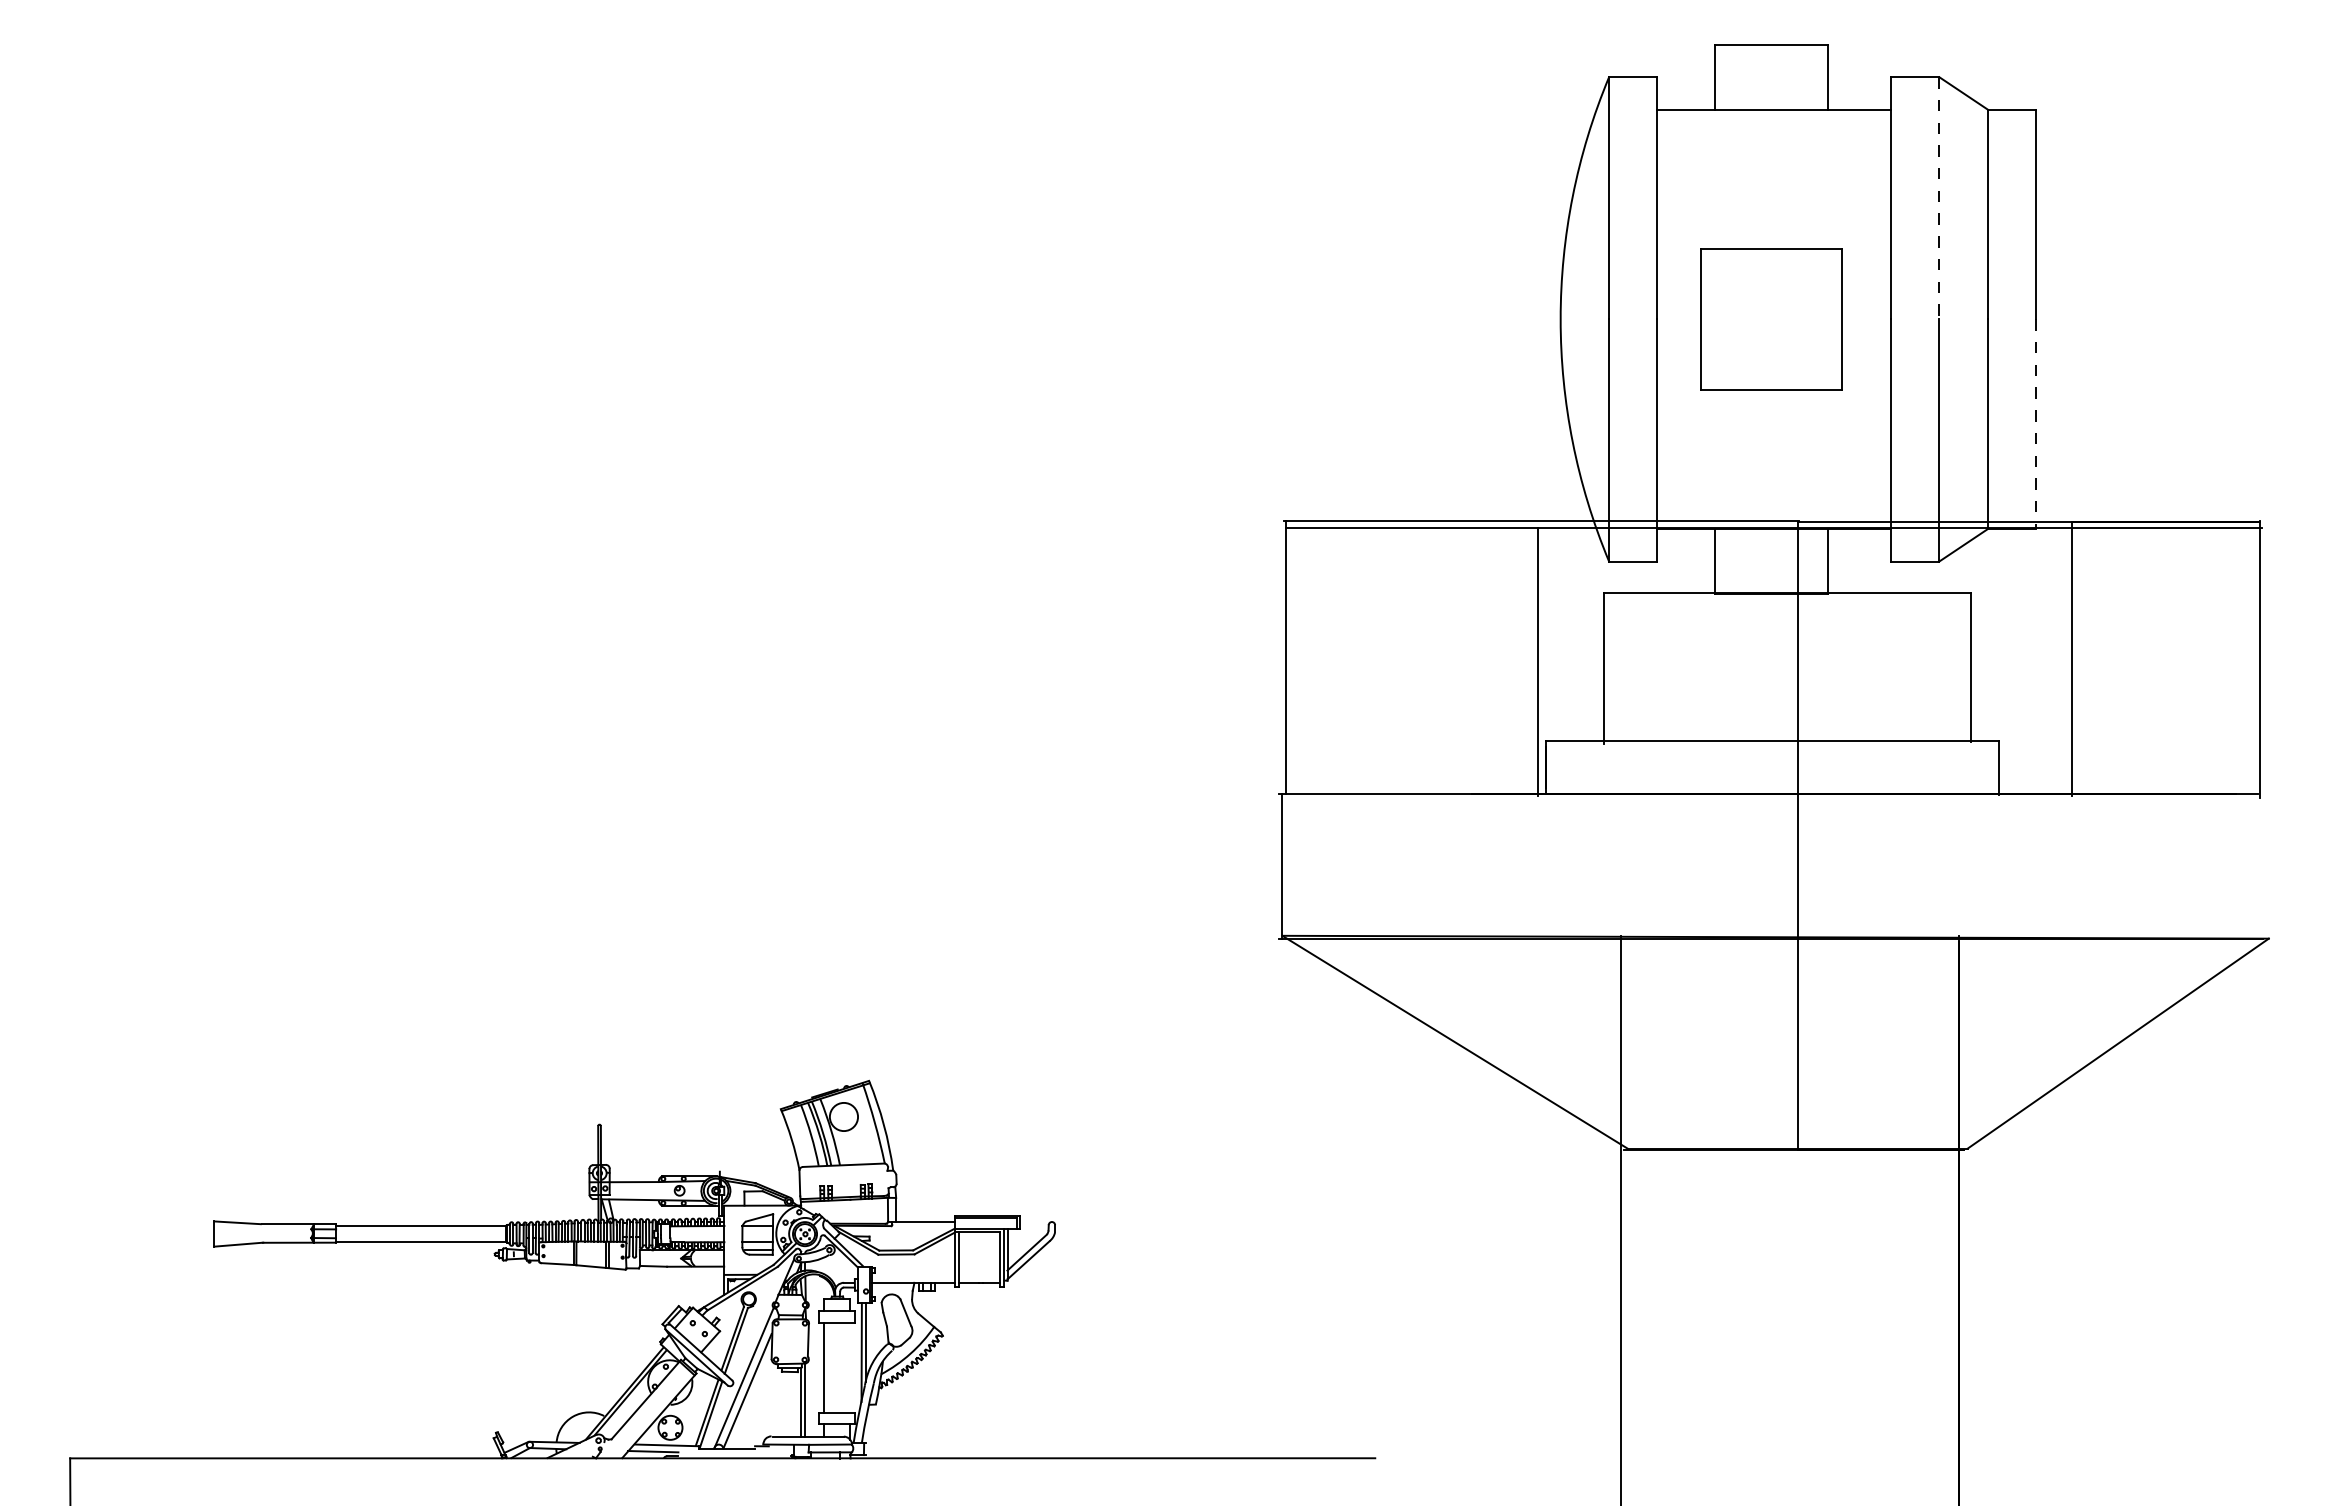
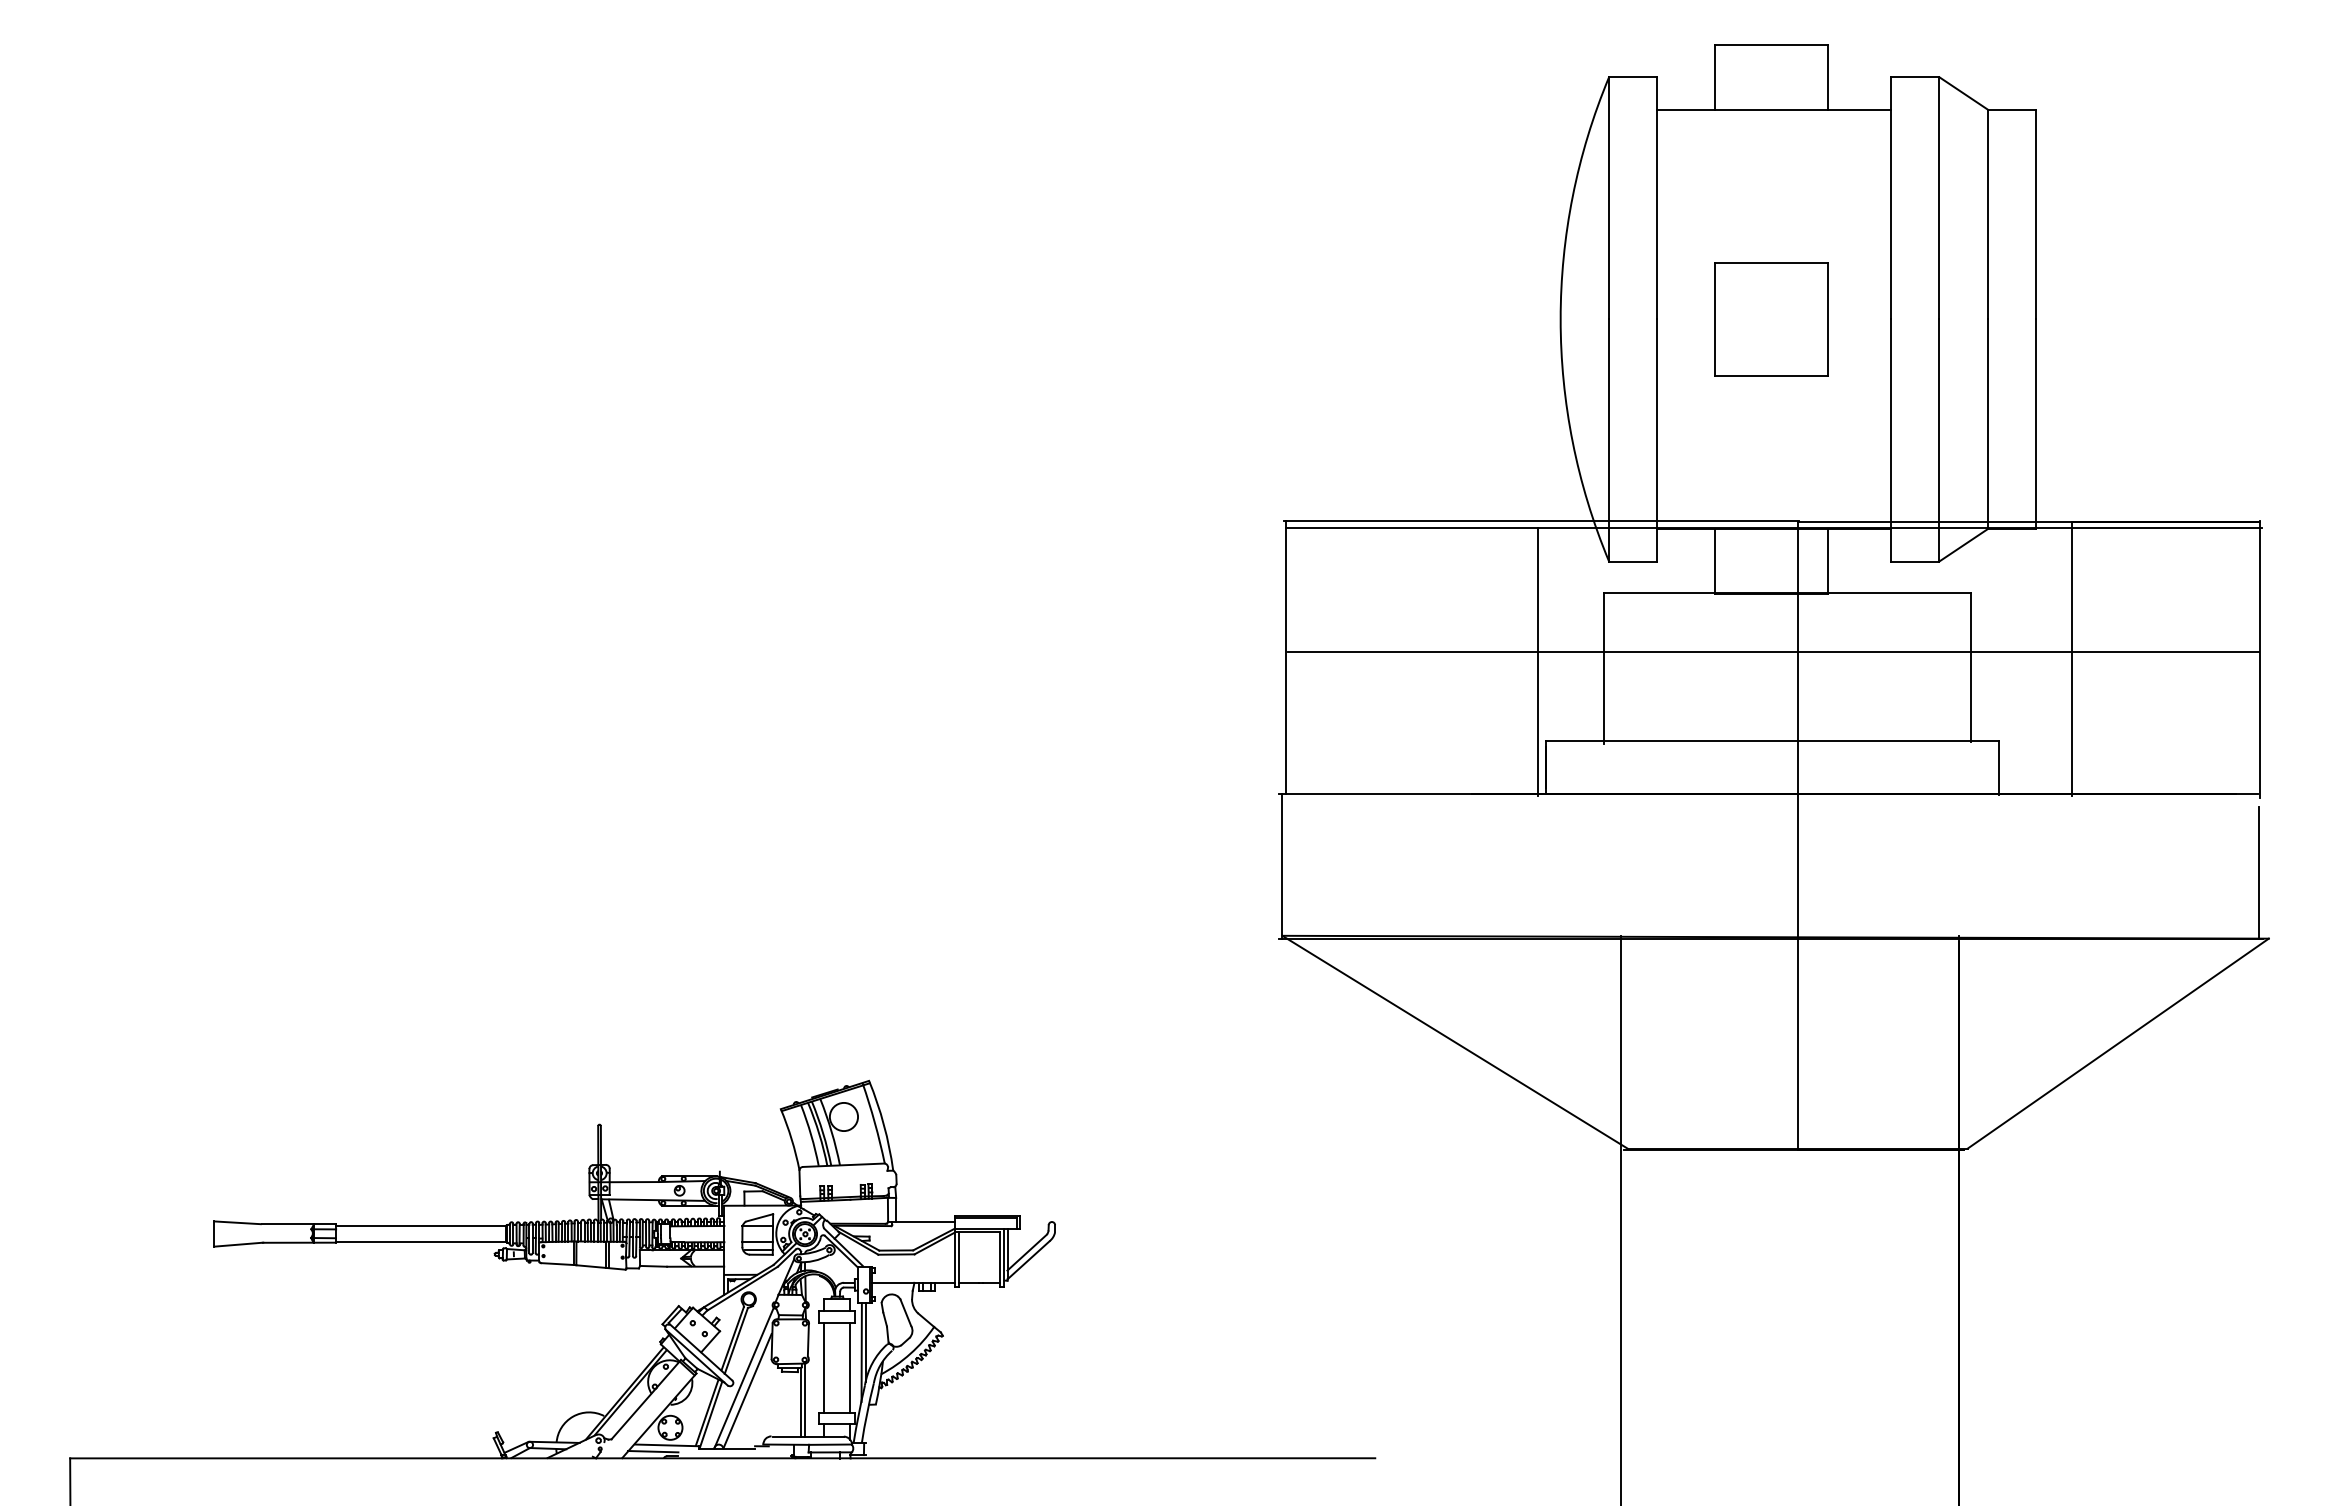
line: dashed -> solid (1939, 198)
part size: 143x143 px -> 115x115 px (1771, 319)
line: dashed -> solid (2036, 424)
line: none -> present (1772, 651)
line: none -> present (2259, 873)
line: none -> present (850, 1367)
